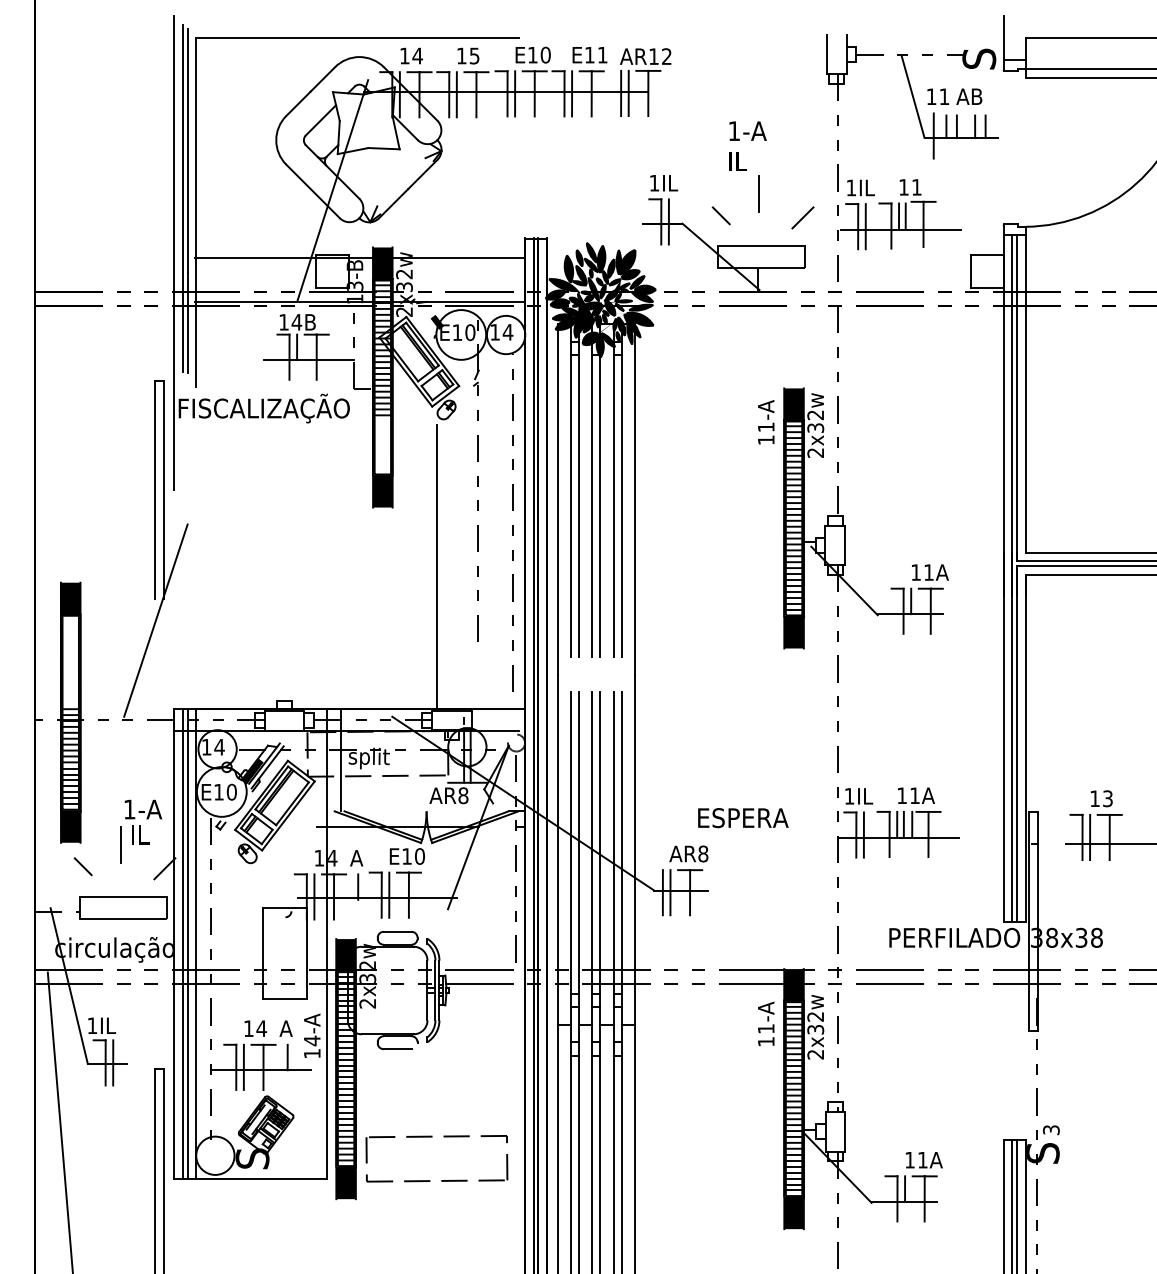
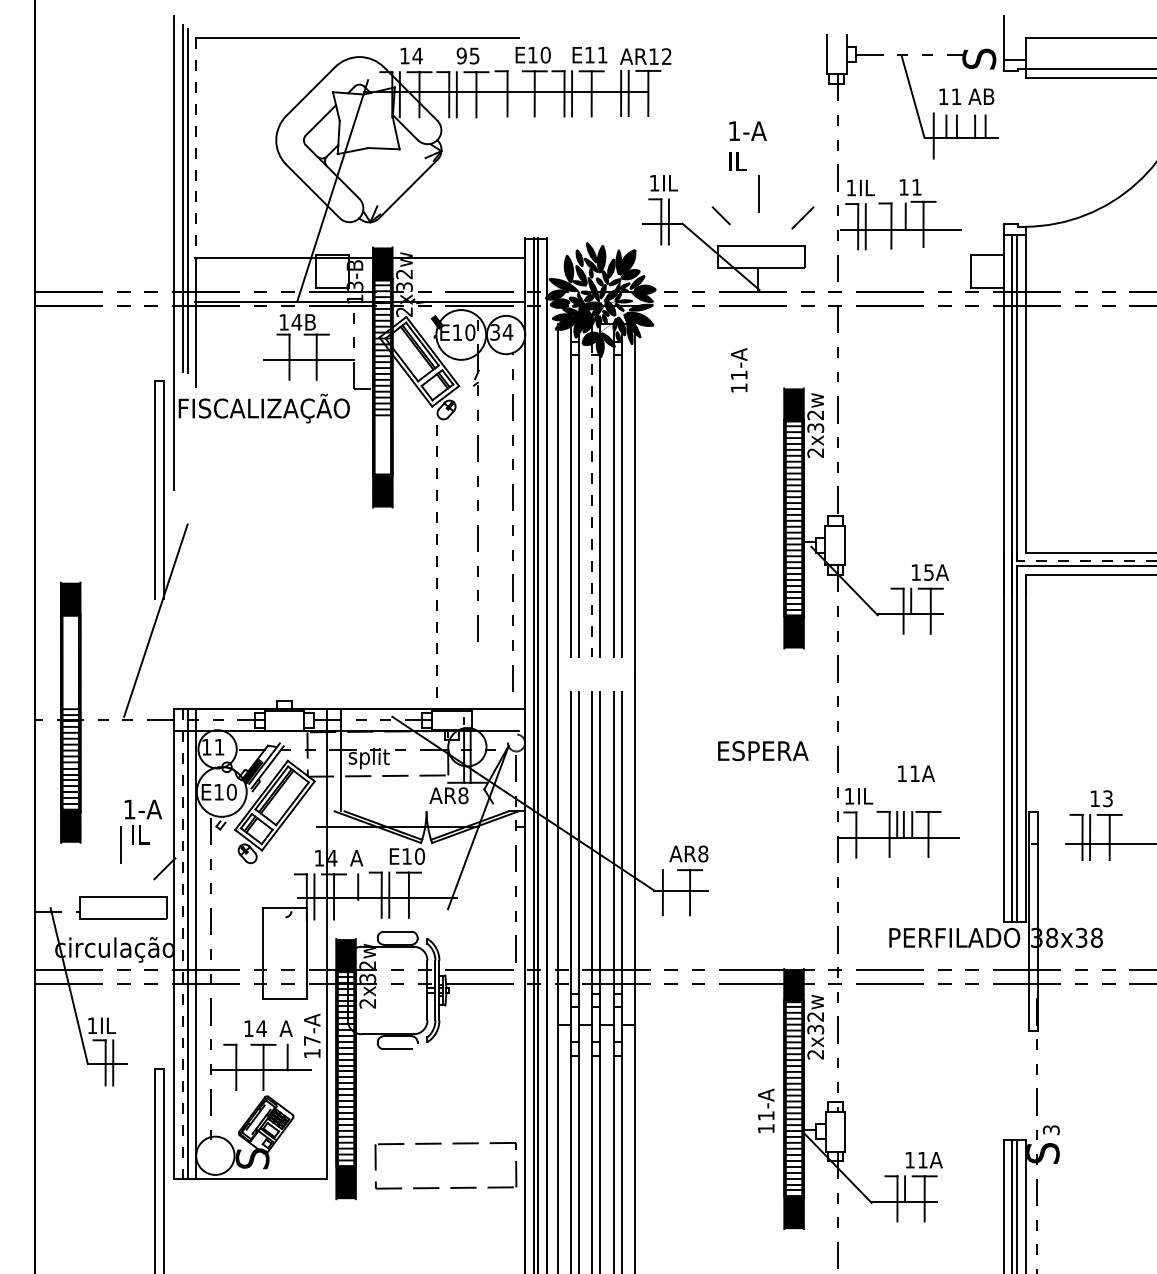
text: 15 -> 95 (461, 55)
line: present -> none (515, 93)
text position: (954, 96) -> (966, 96) (966, 96)
line: solid -> dashed (195, 149)
line: present -> none (899, 215)
text: 14 -> 34 (494, 331)
line: present -> none (297, 347)
text position: (766, 422) -> (739, 370) (739, 370)
line: solid -> dashed (592, 499)
line: solid -> dashed (1086, 561)
line: solid -> dashed (437, 567)
text: 11A -> 15A (928, 572)
text: 14 -> 11 (219, 747)
text position: (916, 795) -> (916, 773) (916, 773)
text position: (743, 818) -> (763, 751) (763, 751)
line: present -> none (863, 834)
line: present -> none (82, 866)
line: present -> none (670, 892)
line: solid -> dashed (183, 944)
text position: (766, 1023) -> (766, 1110) (766, 1110)
text: 14-A -> 17-A (312, 1040)
line: present -> none (243, 1066)
line: present -> none (59, 1121)
part position: (432, 1137) -> (441, 1144) (441, 1144)
